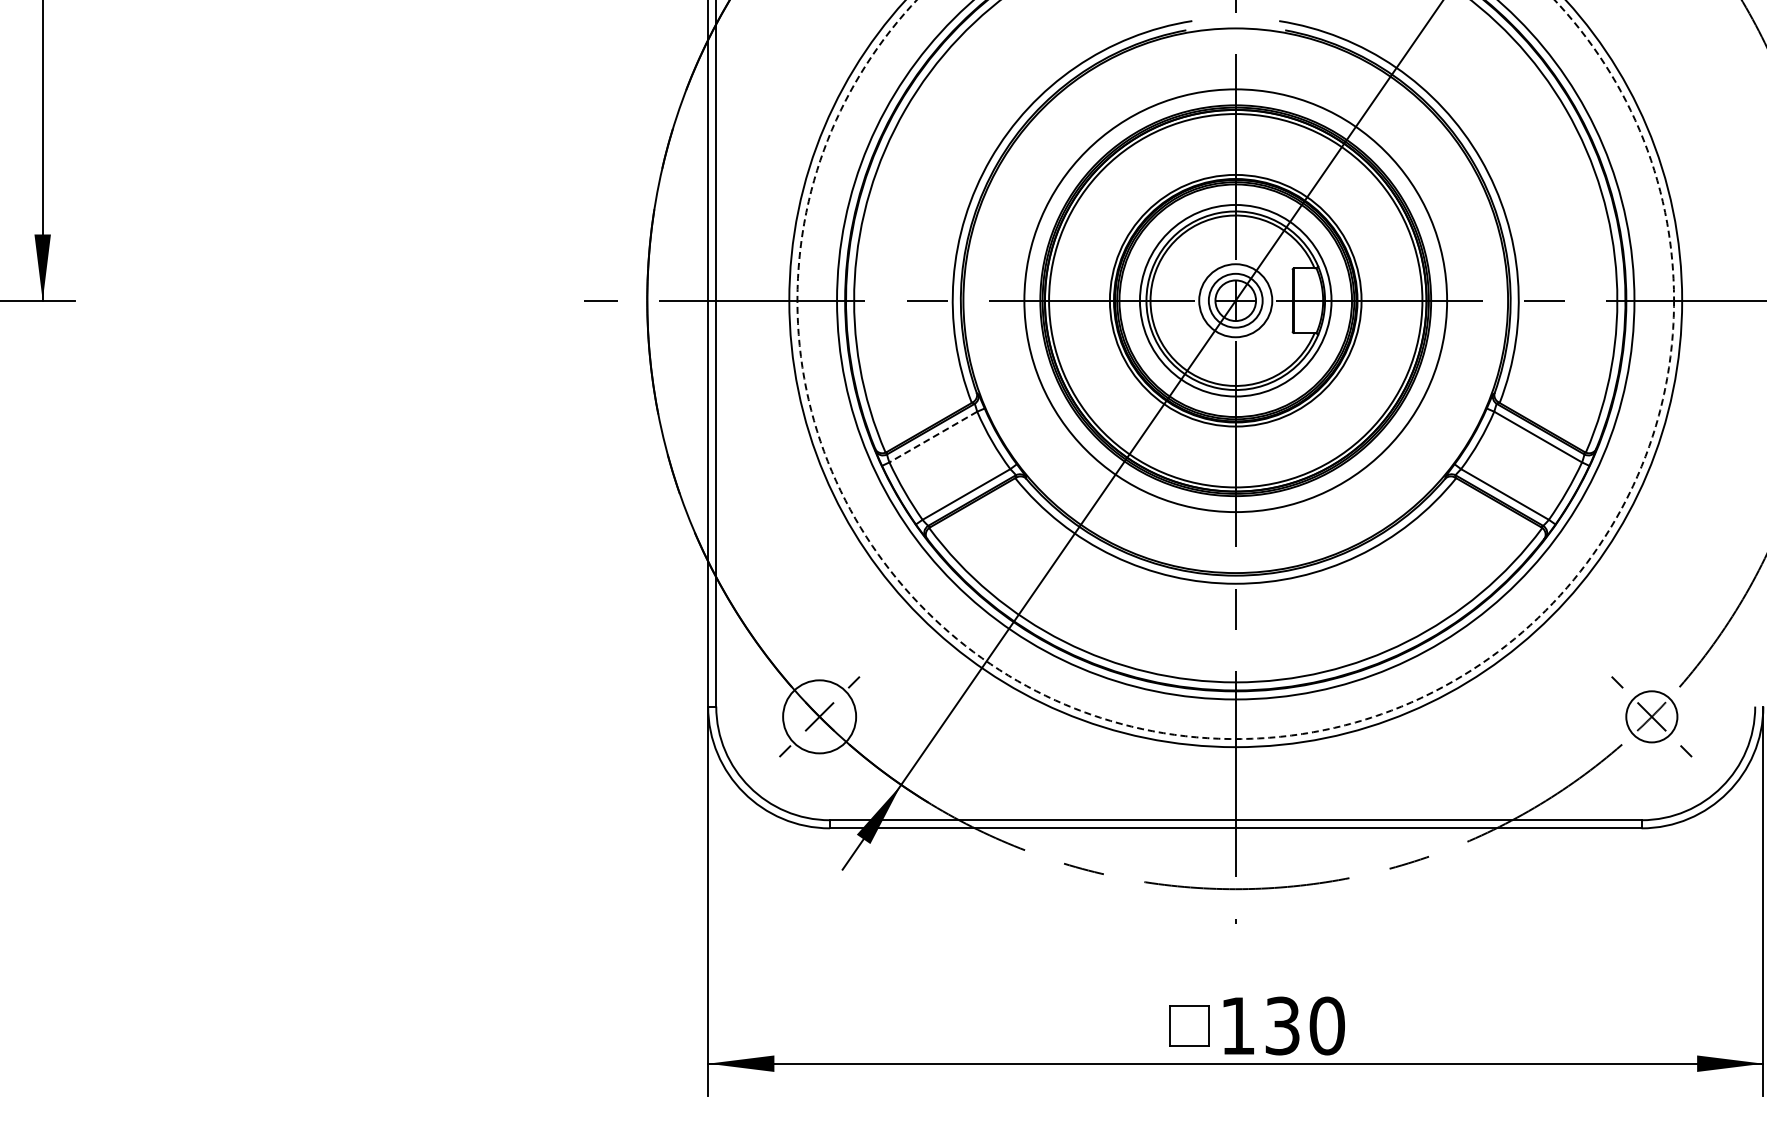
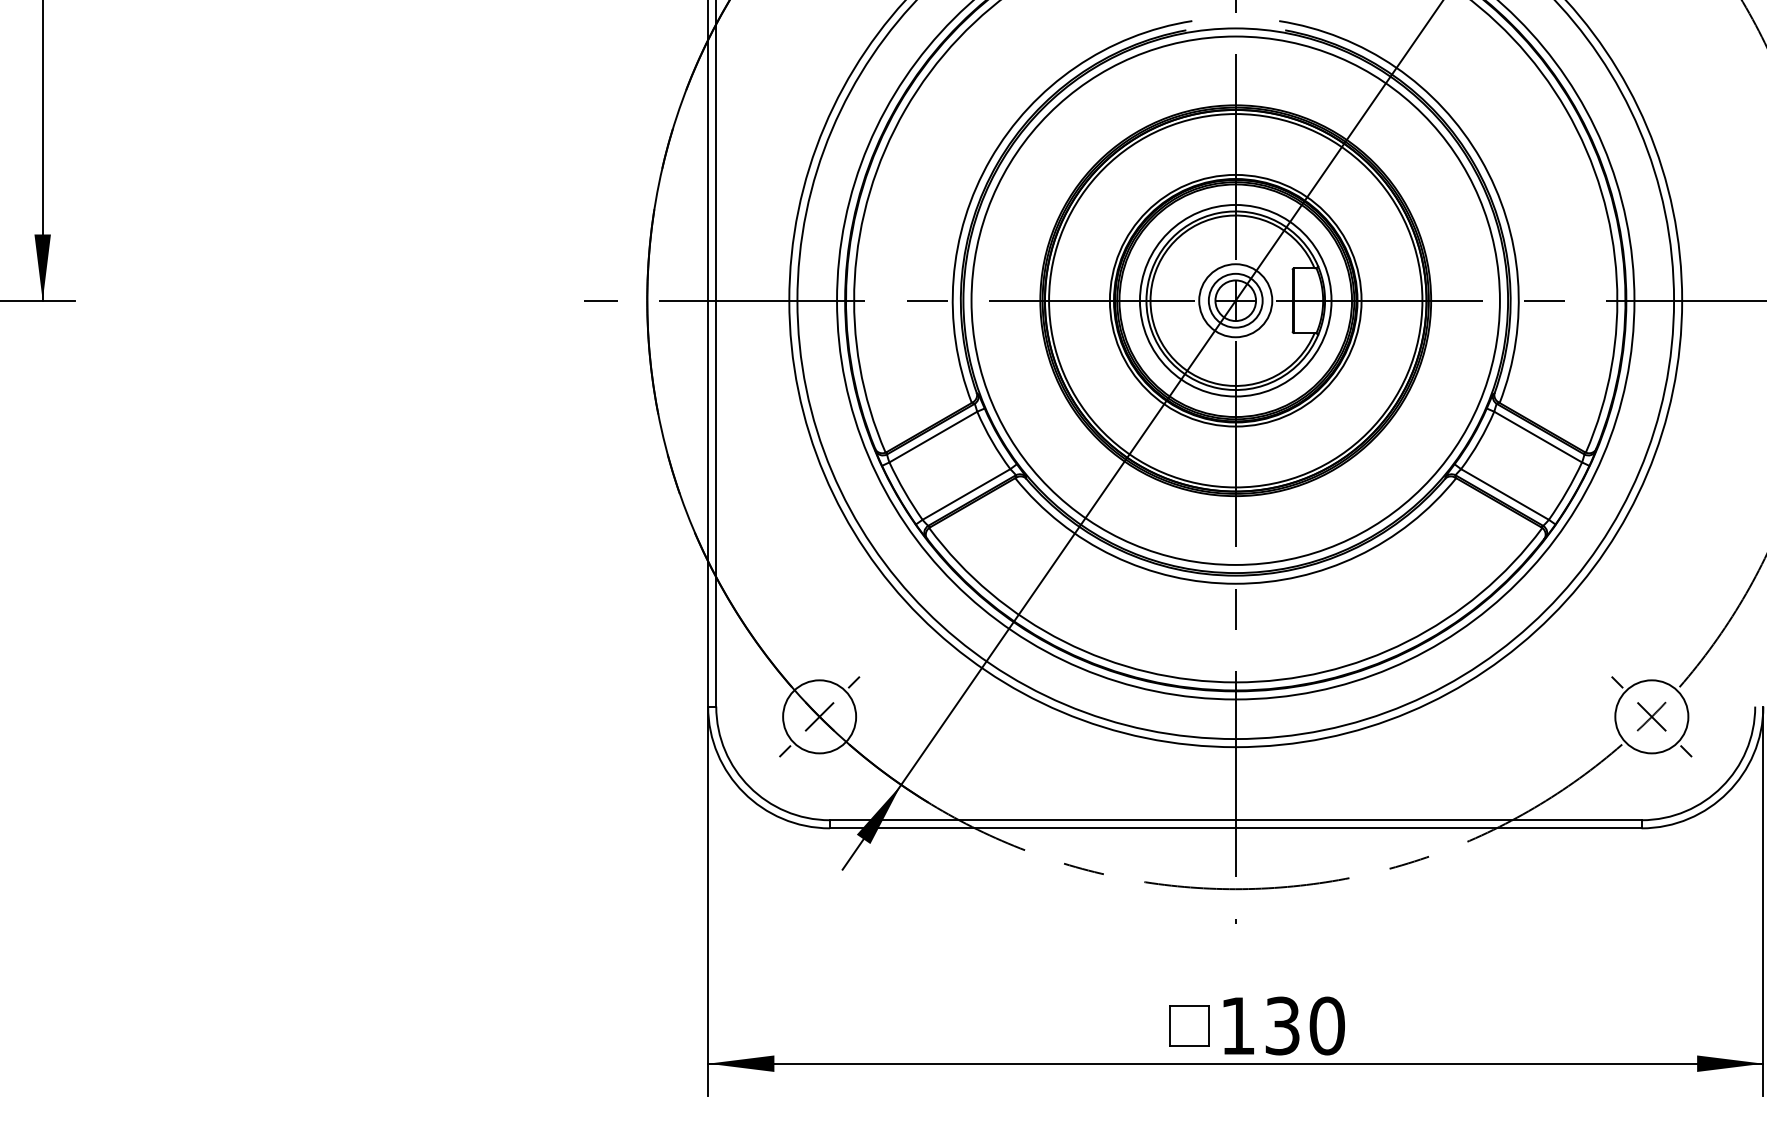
circle diameter: 423 px -> 528 px (1235, 300)
circle: dashed -> solid (1235, 369)
line: dashed -> solid (933, 437)
circle diameter: 51 px -> 73 px (1651, 716)
